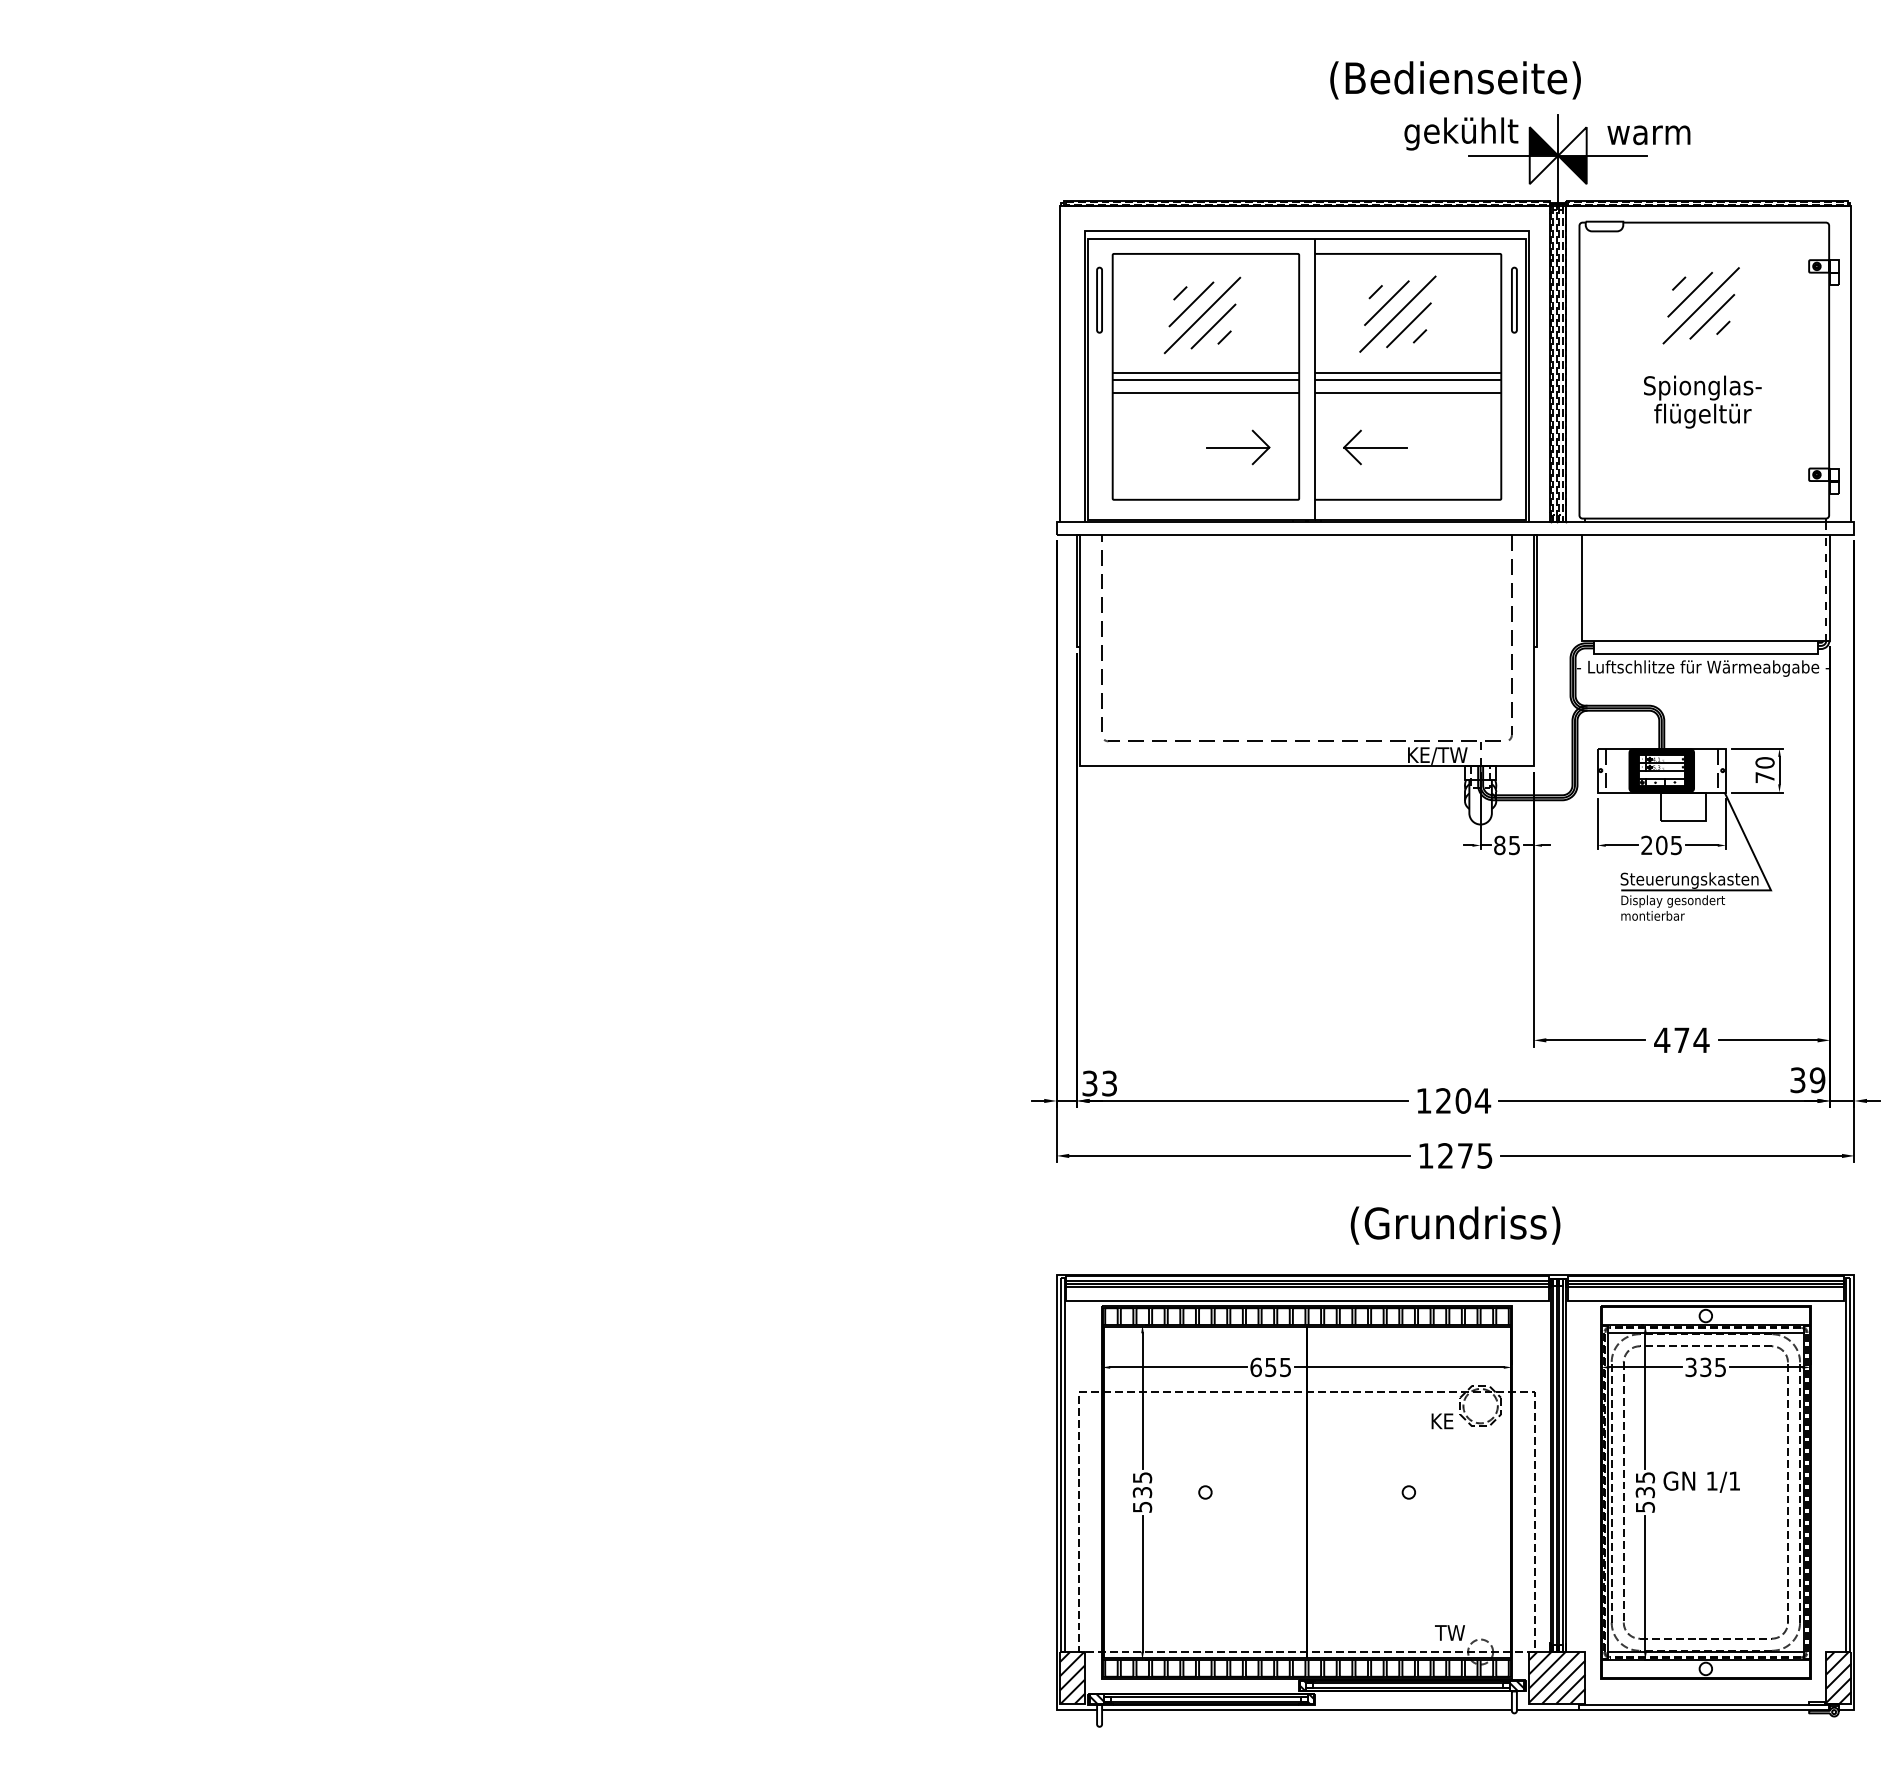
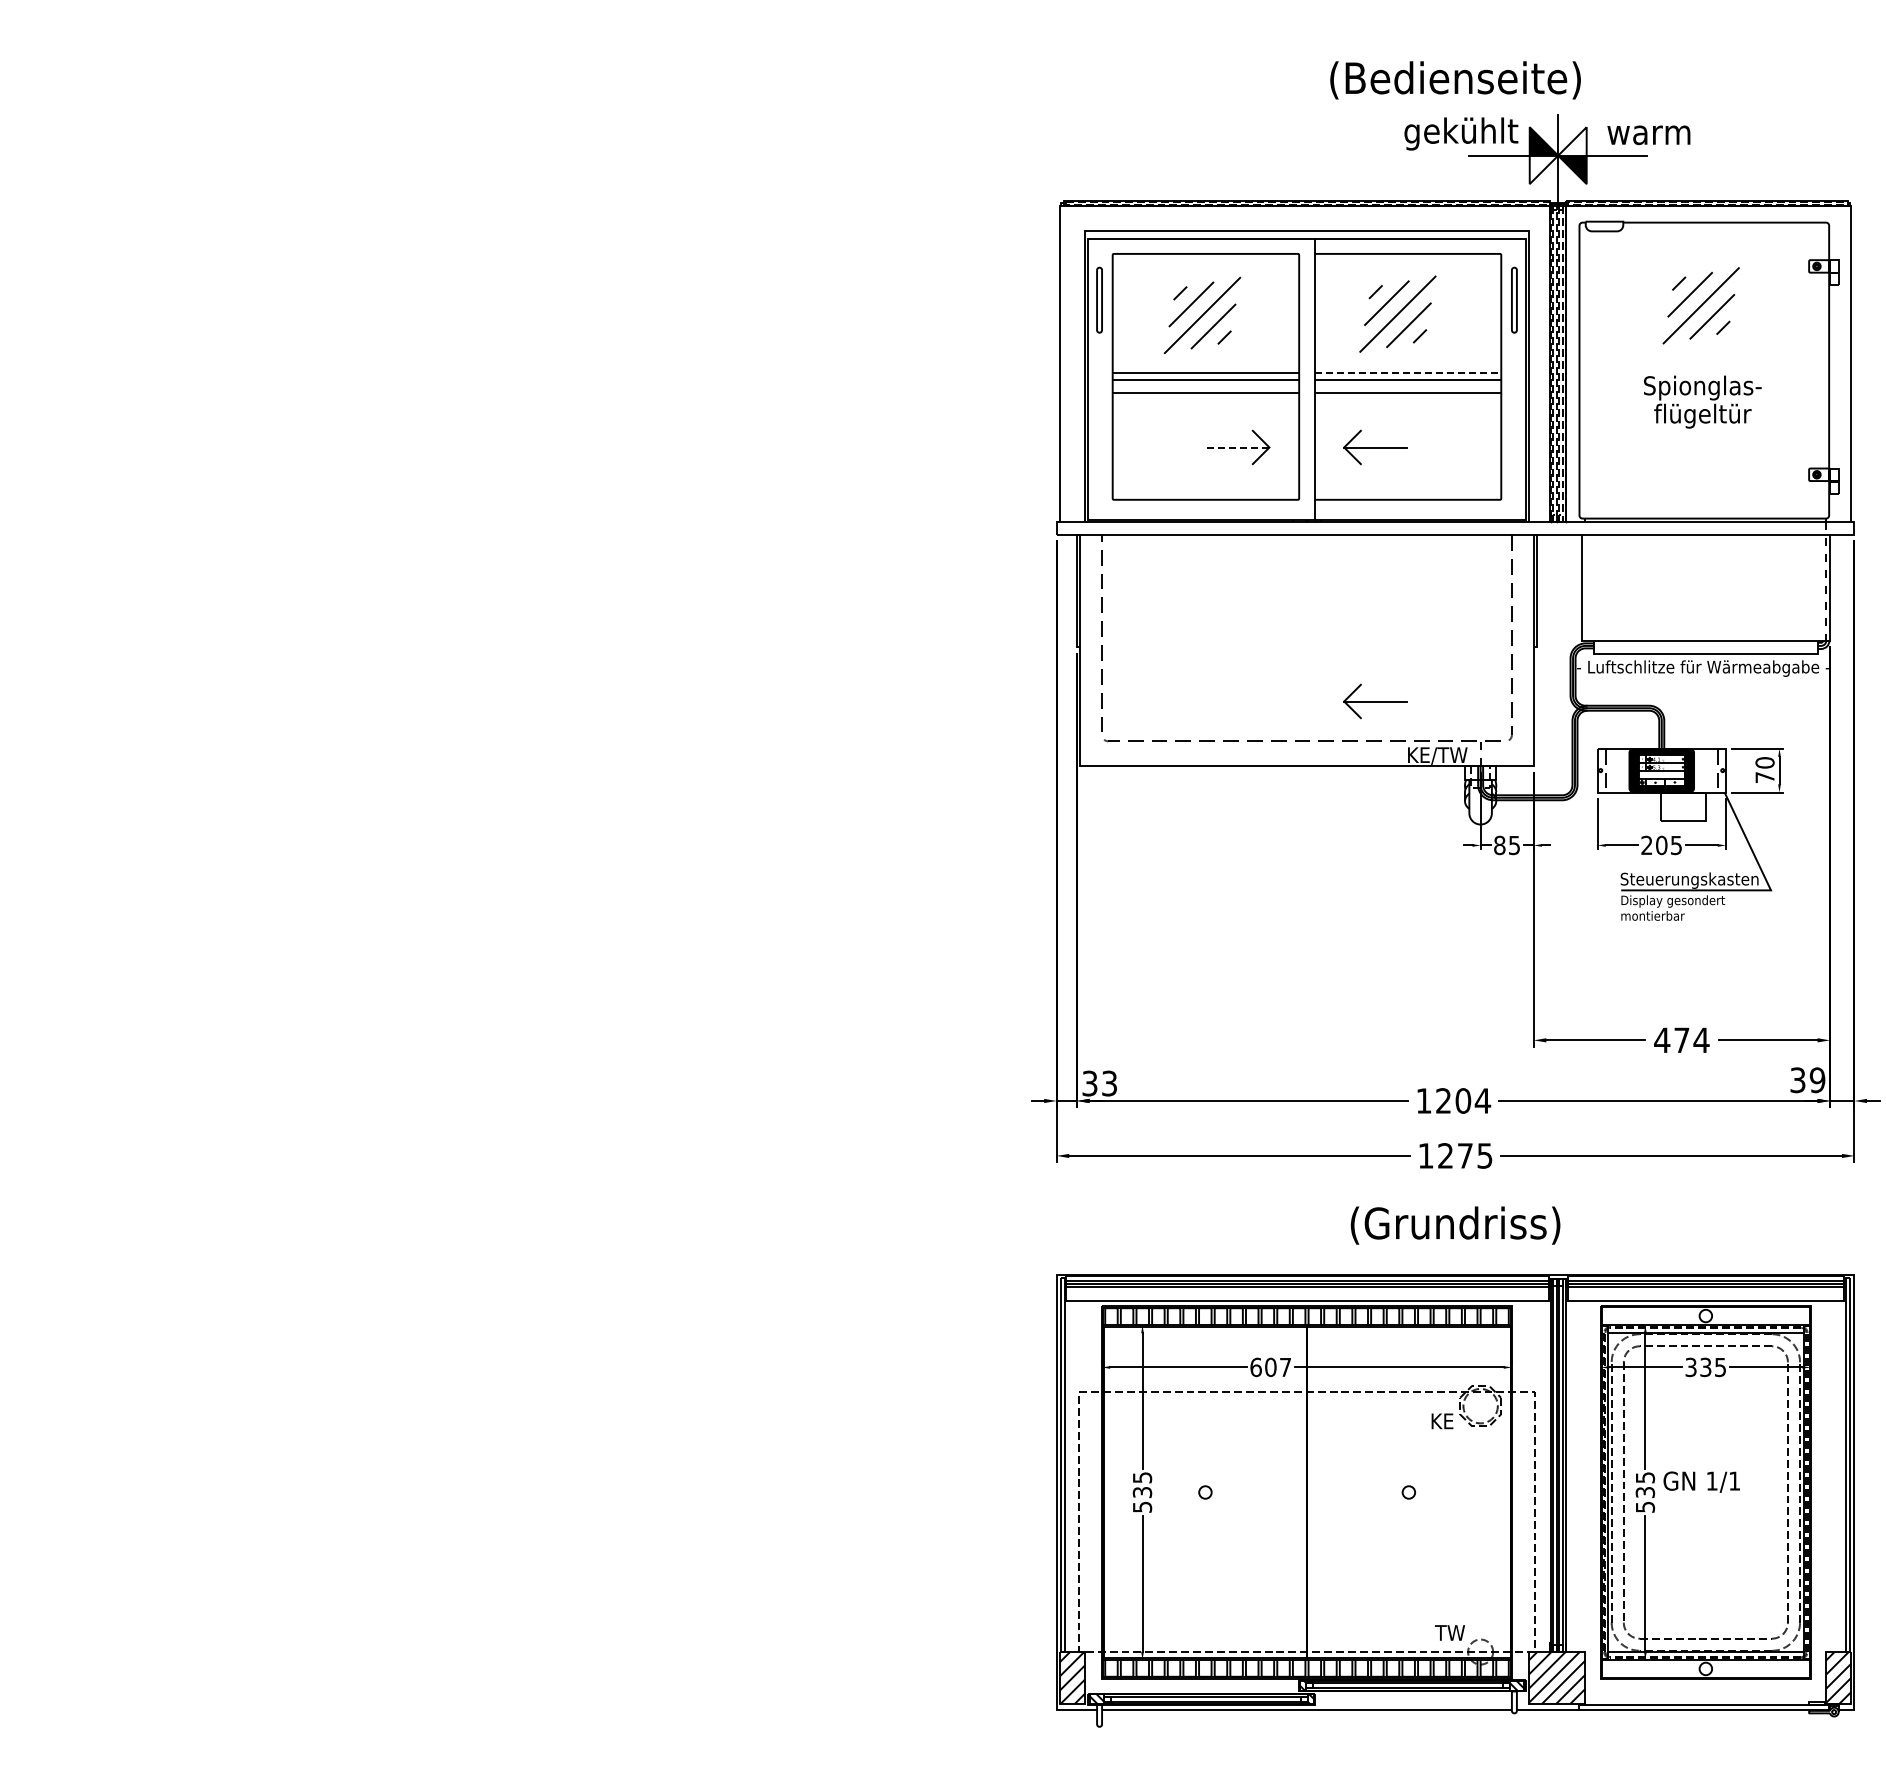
line: solid -> dashed (1408, 373)
line: solid -> dashed (1238, 447)
part: none -> present (1375, 701)
text: 655 -> 607 (1277, 1367)
